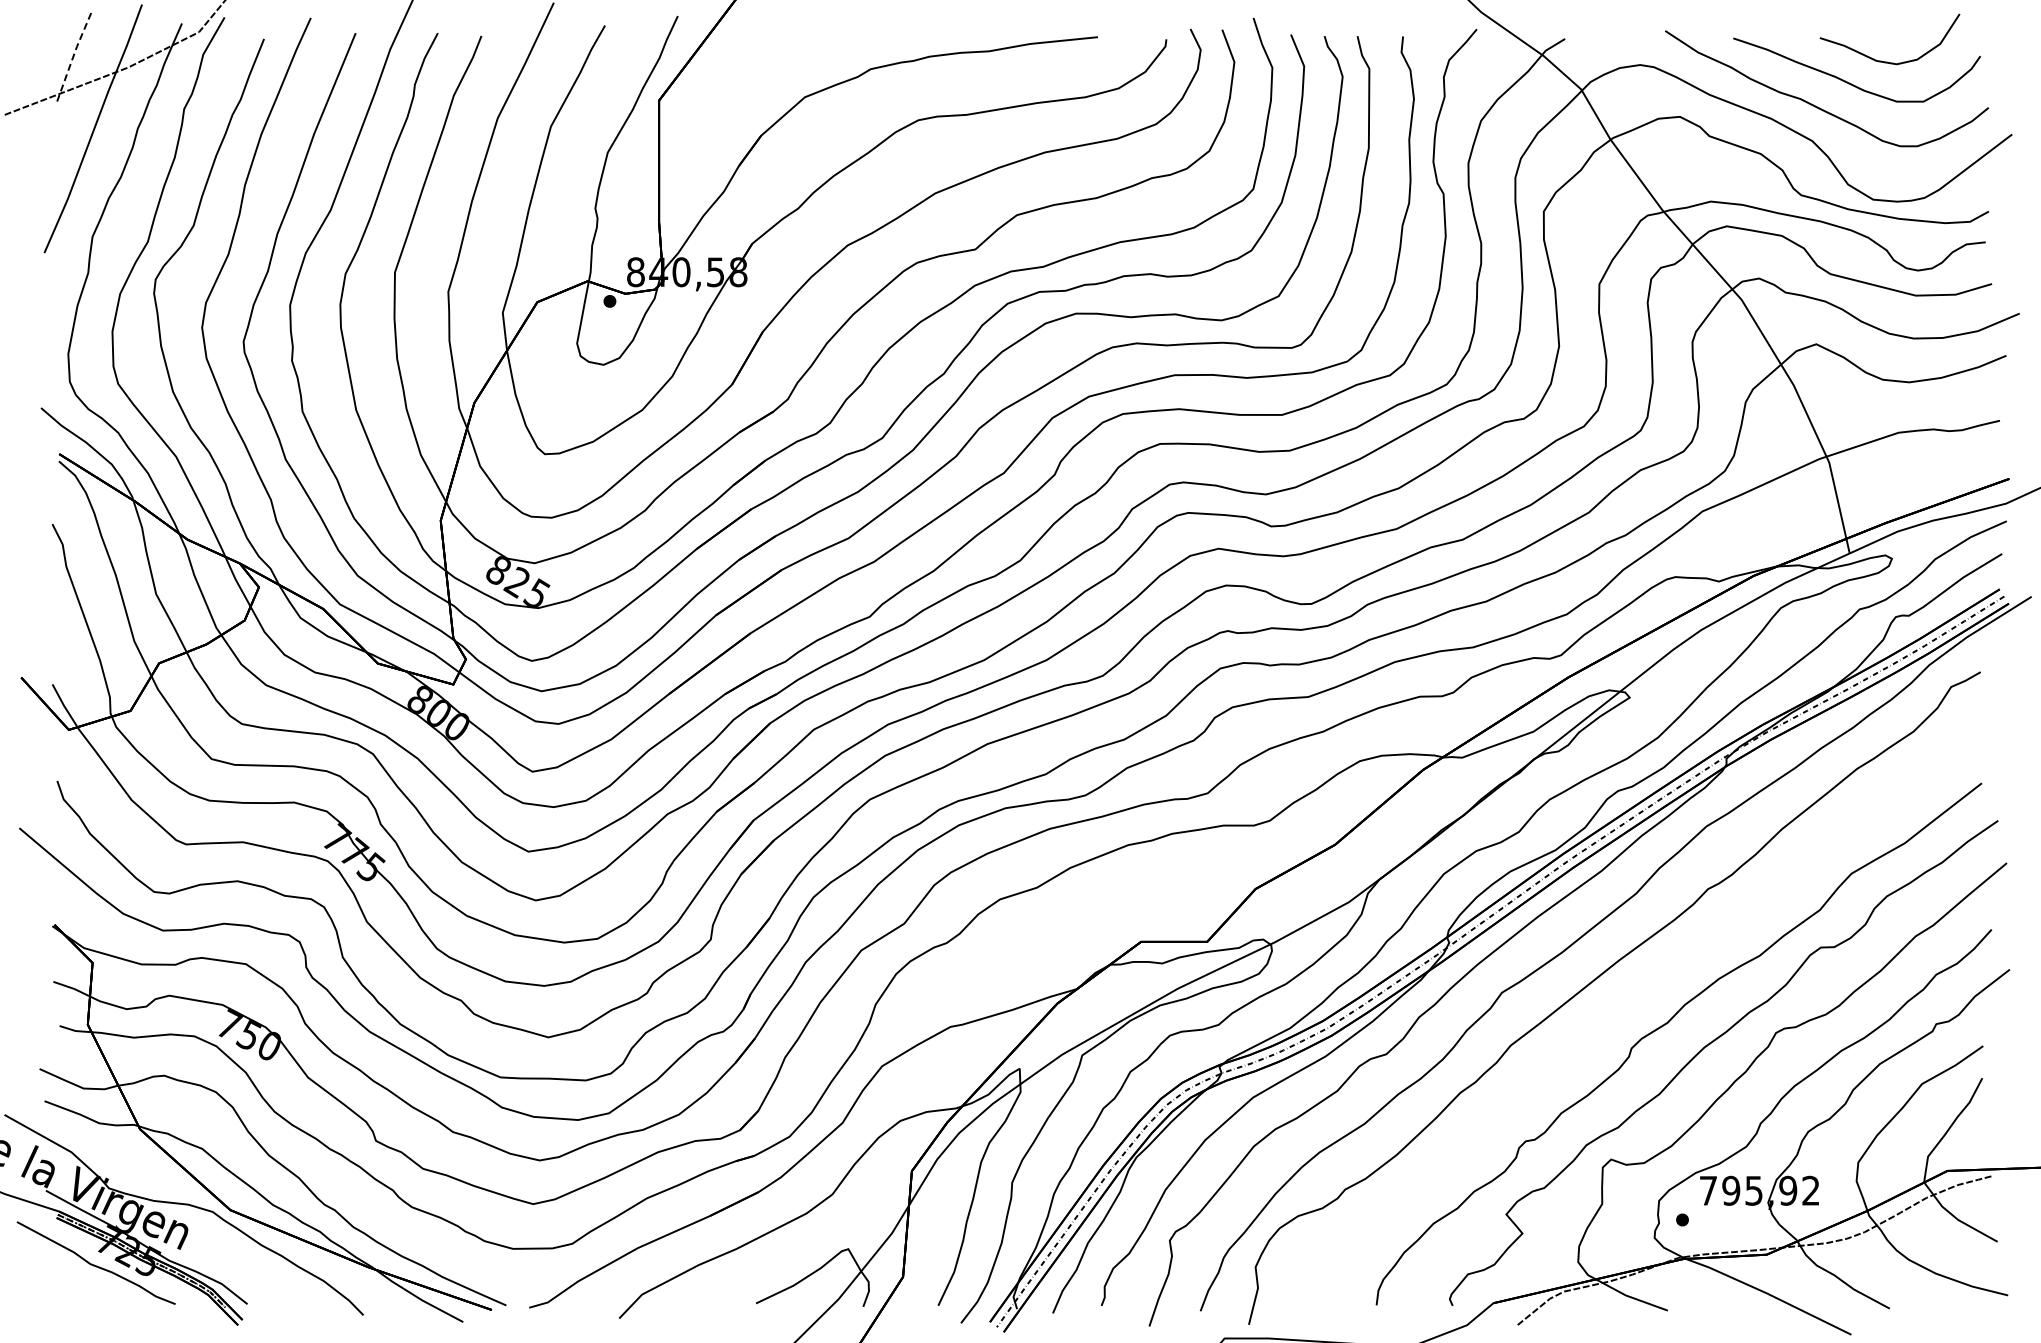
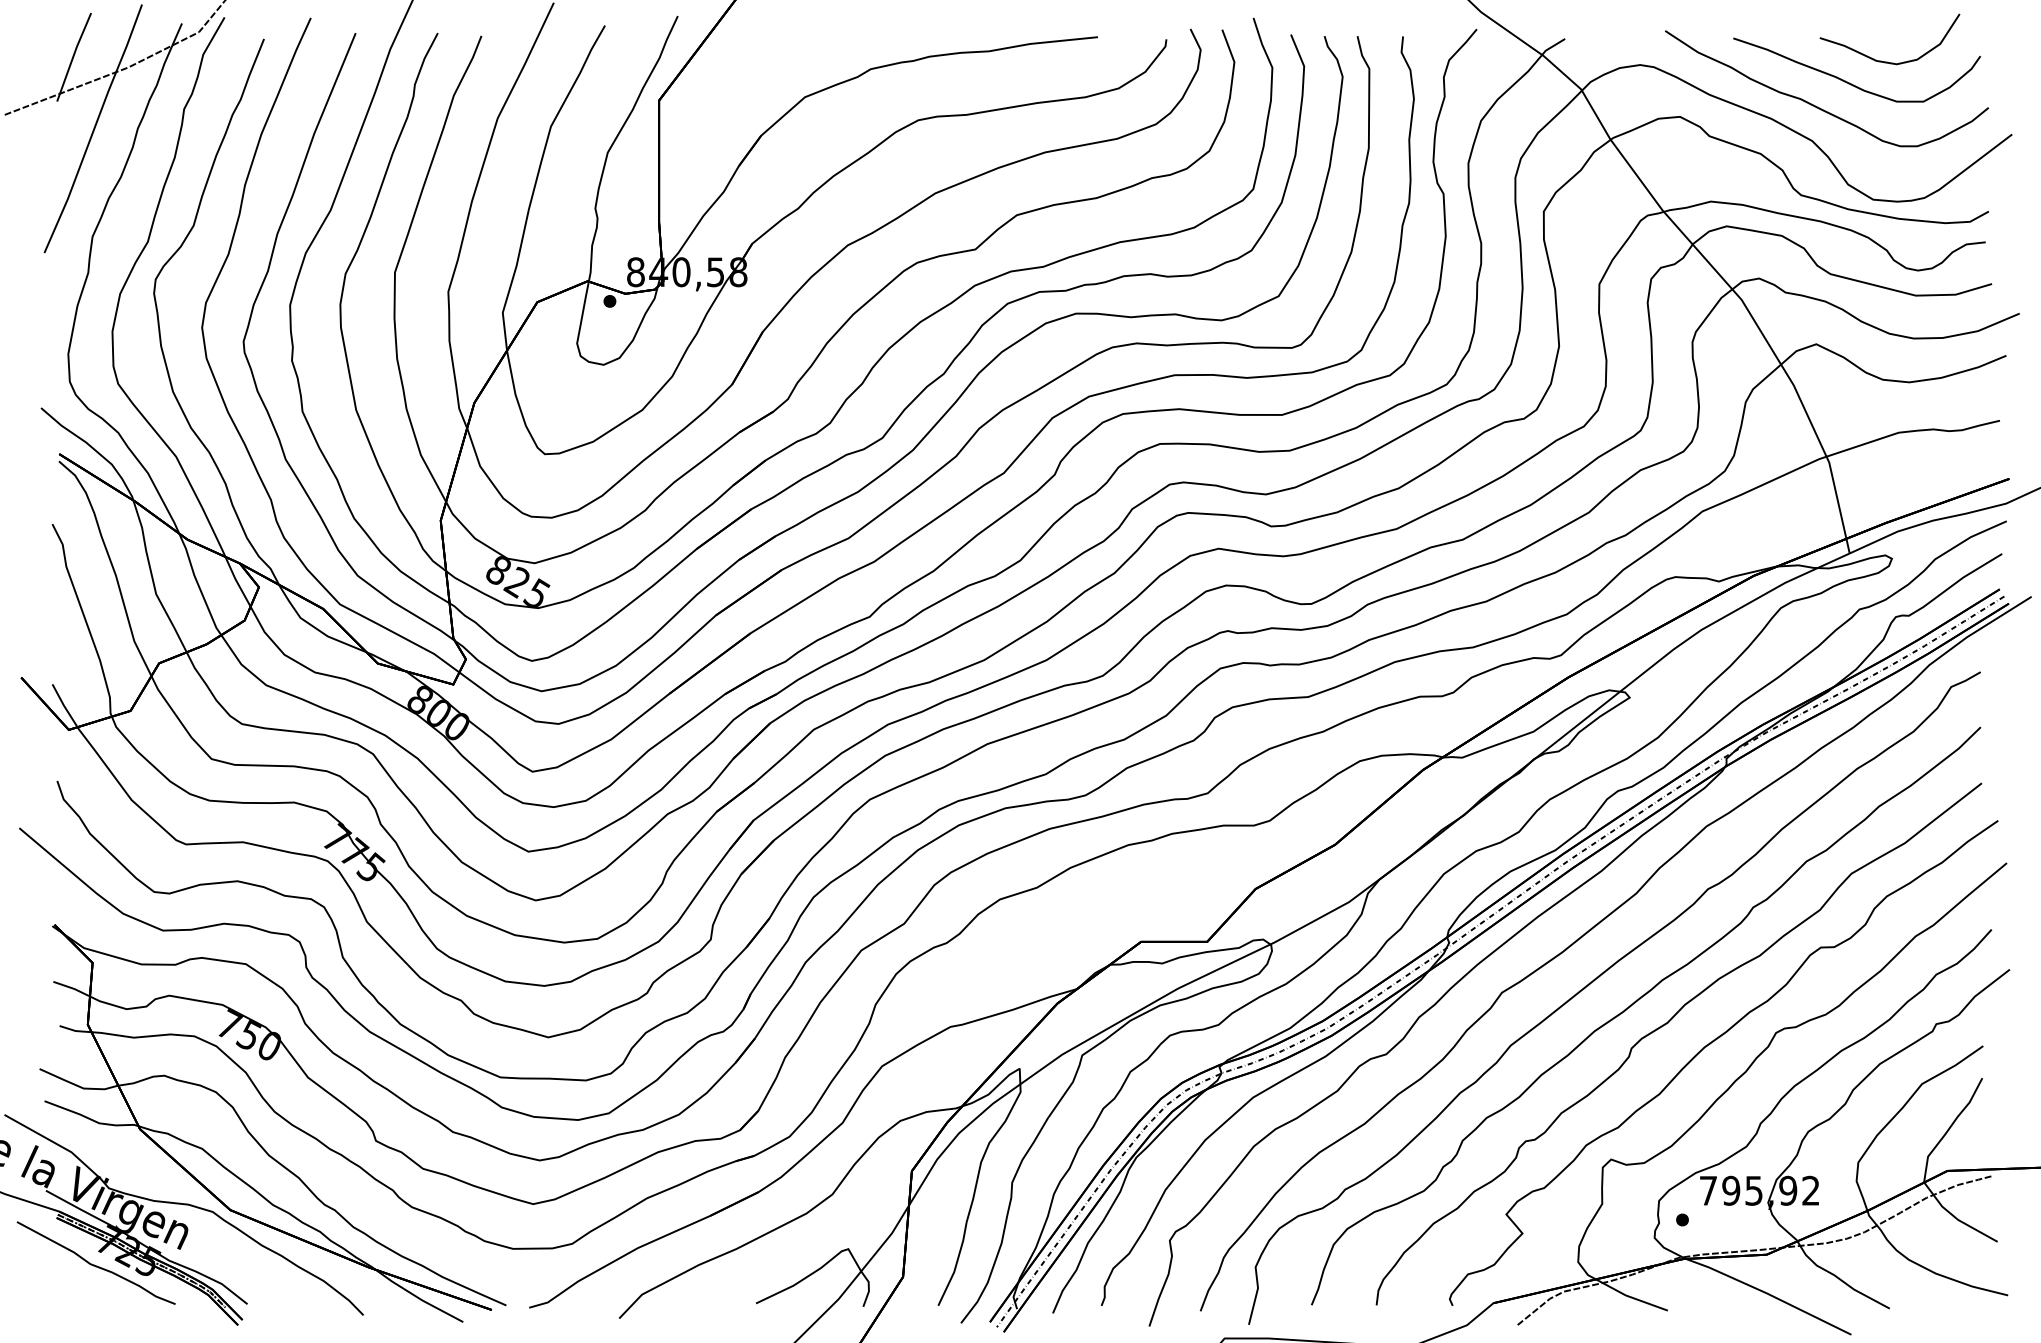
line: dashed -> solid (73, 56)
curve: none -> present (1635, 1003)
